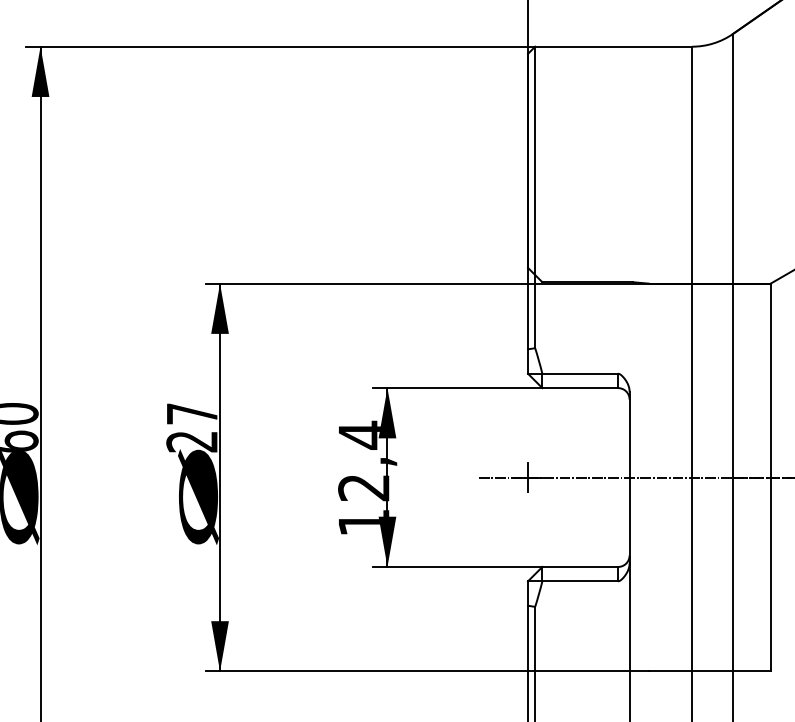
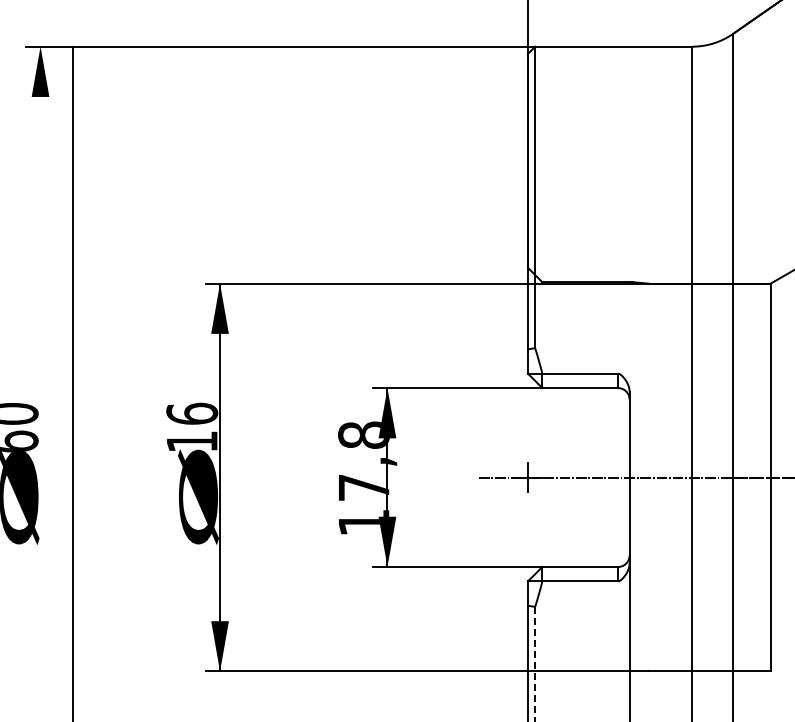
line position: (40, 382) -> (72, 382) (72, 382)
text: 27 -> 16 (192, 427)
text: 12,4 -> 17,8 (363, 460)
line: solid -> dashed (535, 664)
